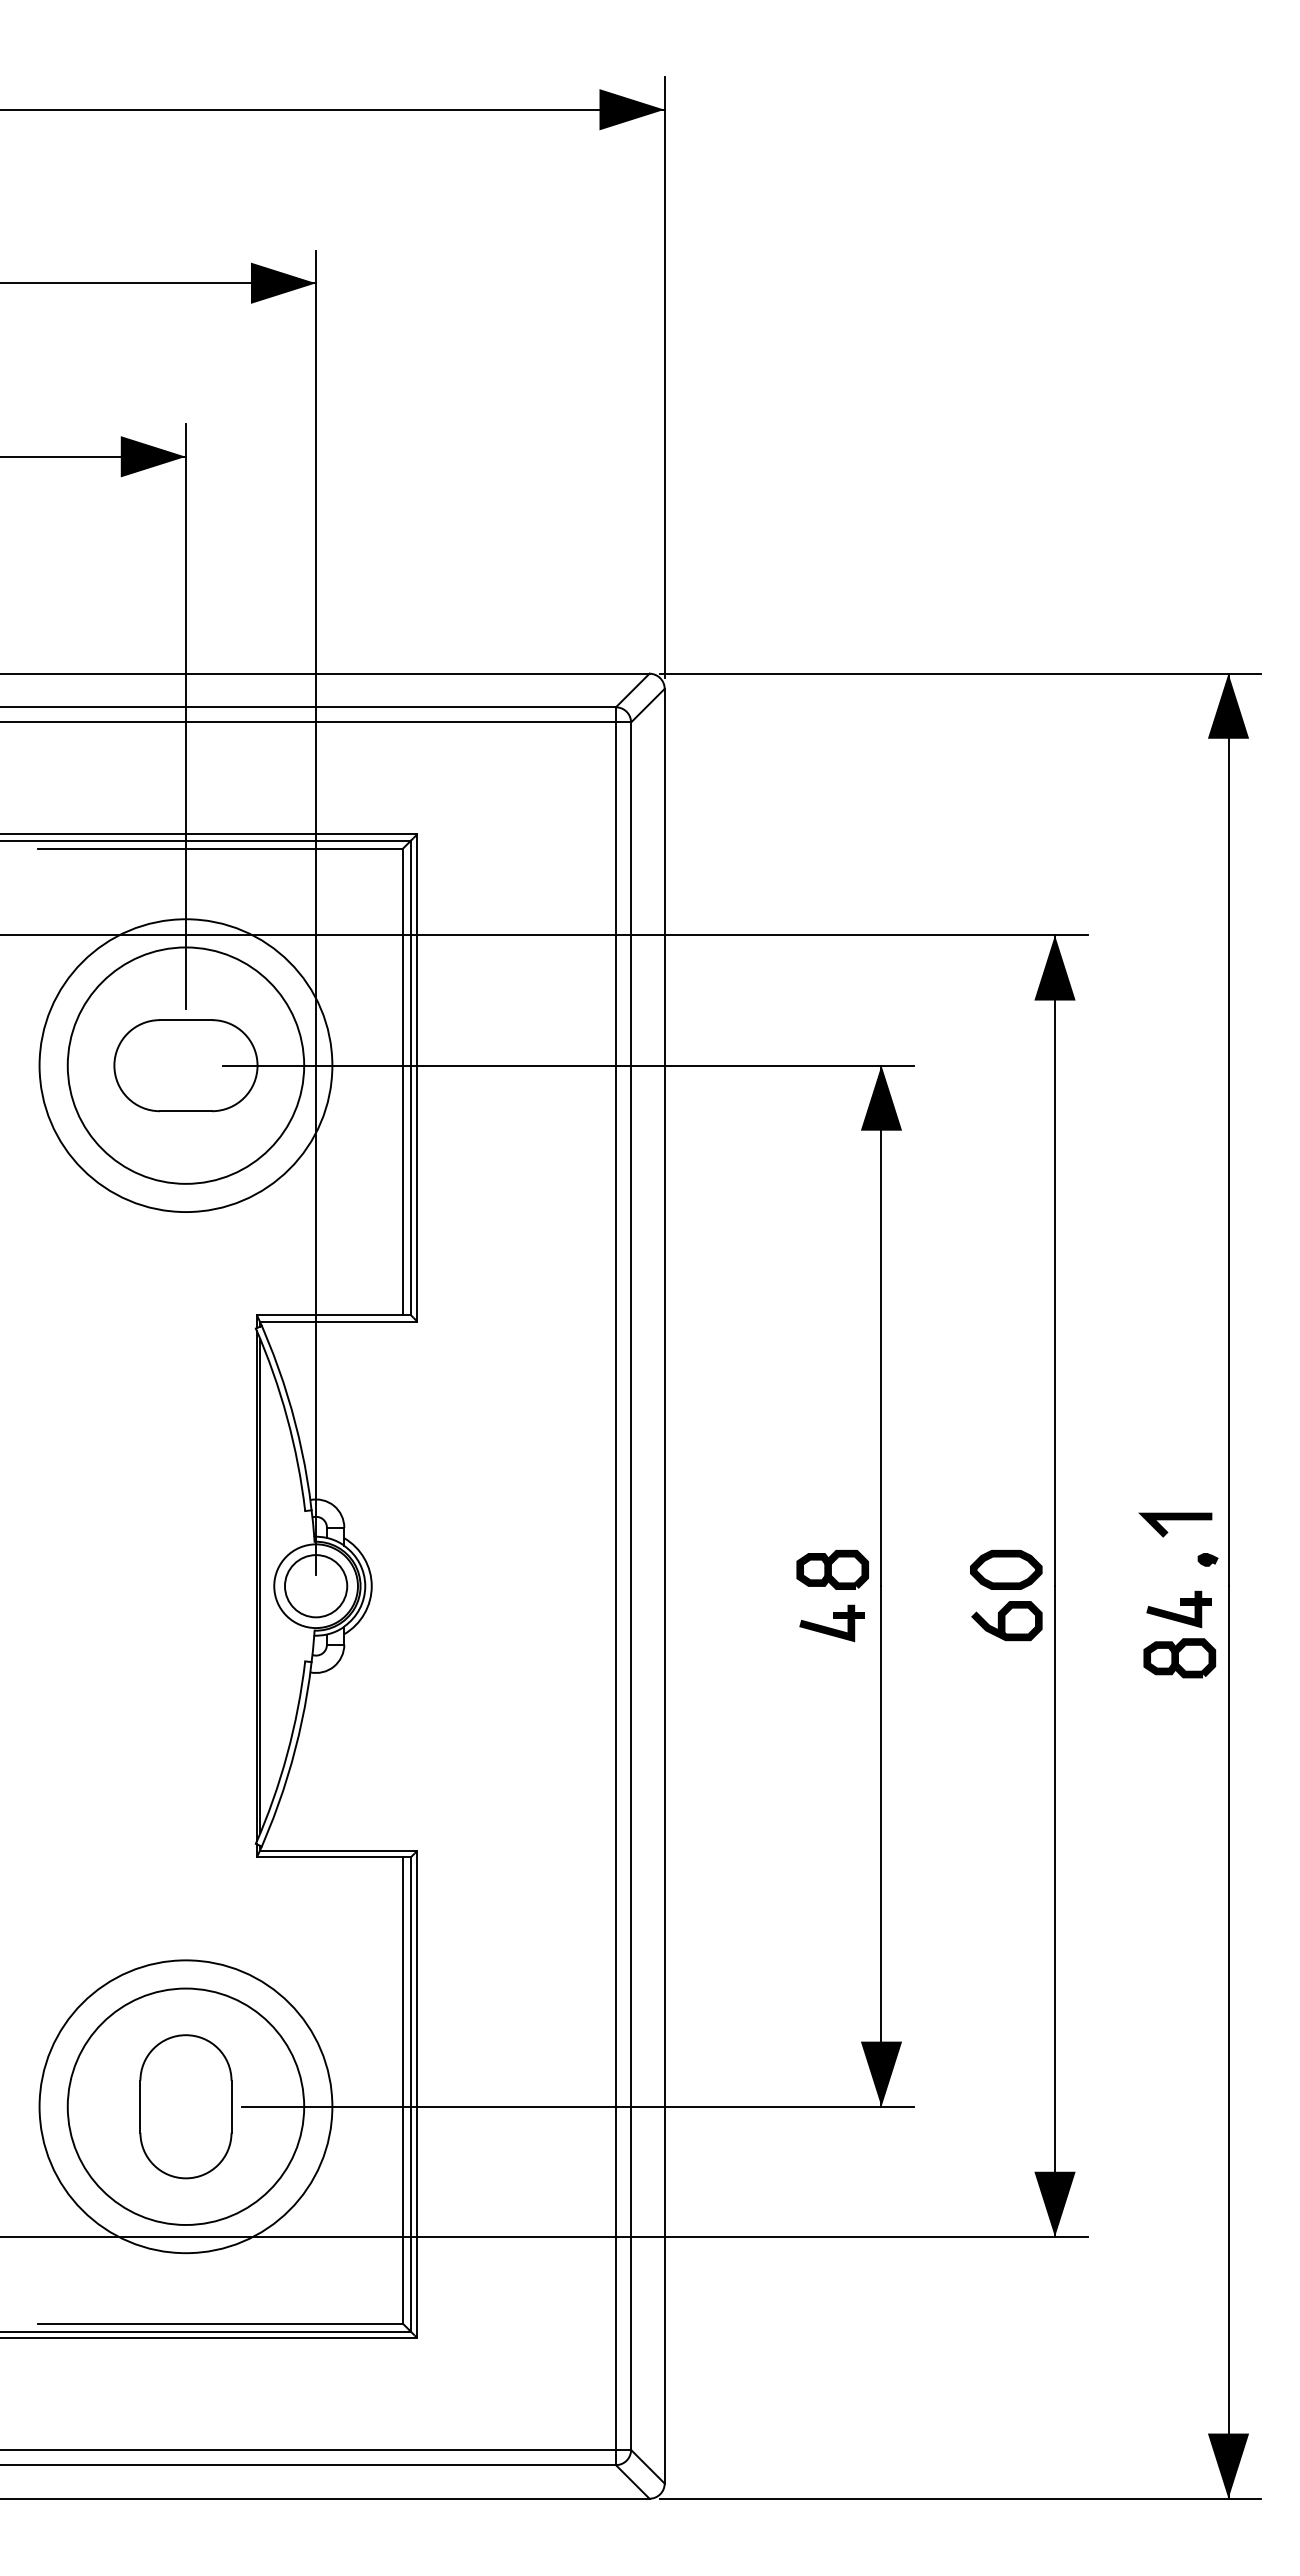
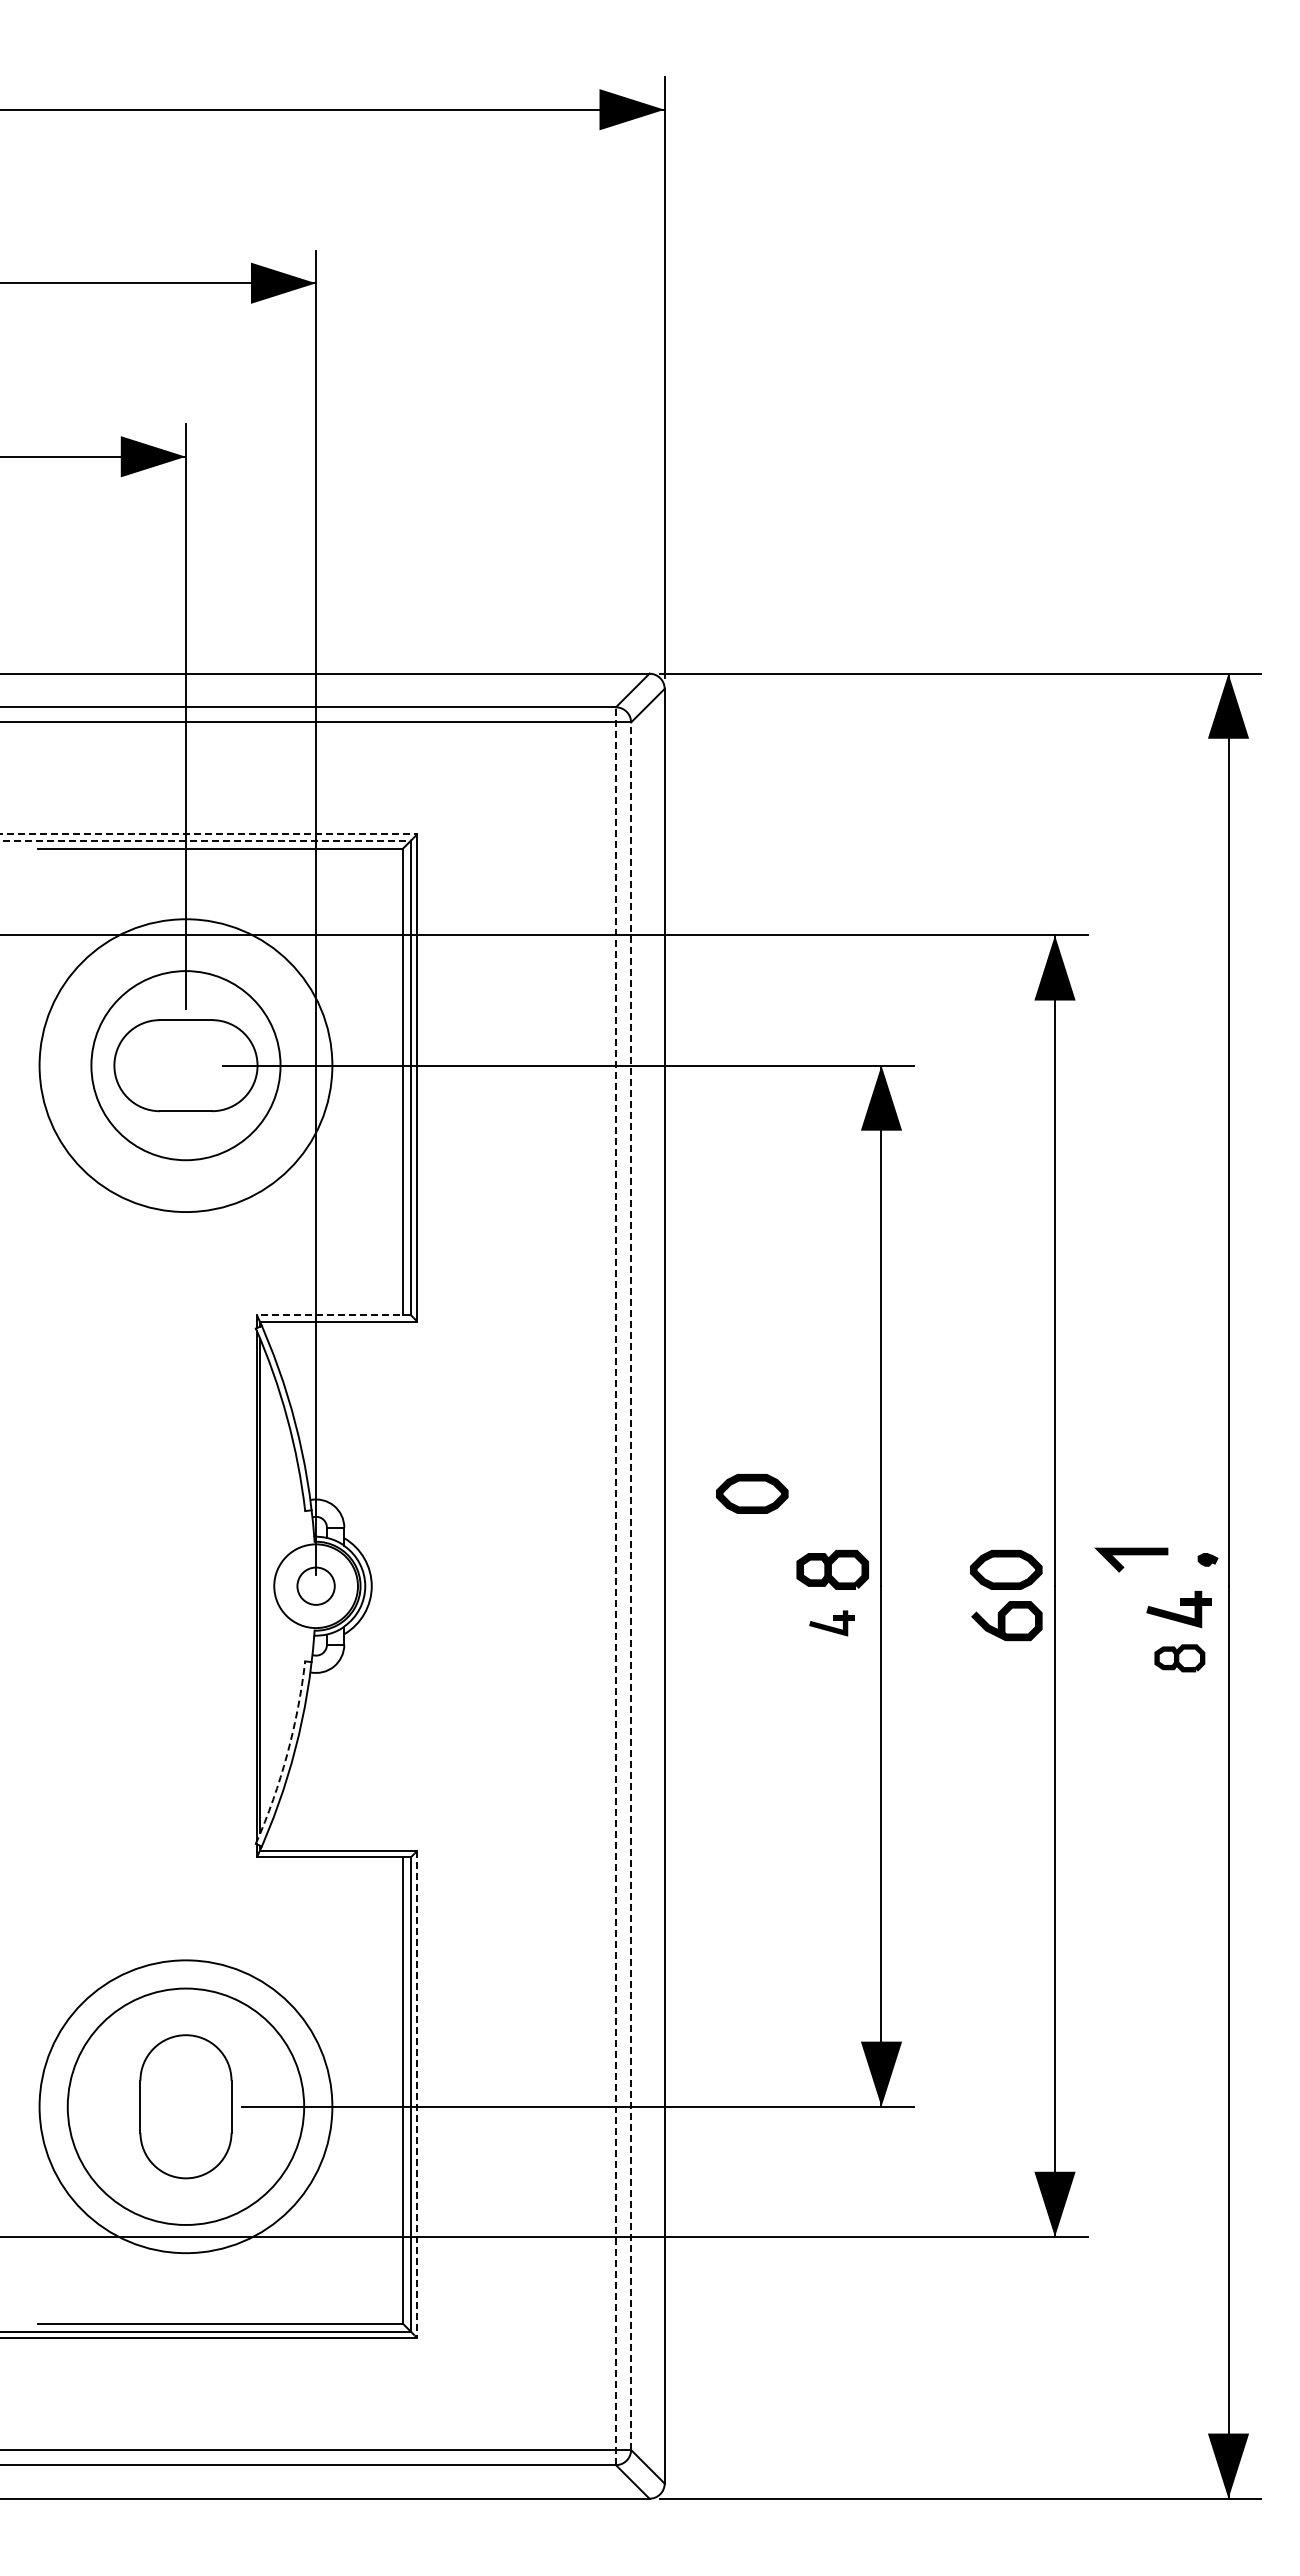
line: solid -> dashed (209, 834)
line: solid -> dashed (206, 840)
circle diameter: 236 px -> 189 px (185, 1065)
line: solid -> dashed (333, 1315)
part: none -> present (752, 1493)
line position: (1175, 1520) -> (1131, 1555) (1131, 1555)
circle diameter: 62 px -> 37 px (315, 1585)
line: solid -> dashed (615, 1586)
line: solid -> dashed (631, 1586)
part size: 66x39 px -> 46x27 px (831, 1623)
part size: 74x41 px -> 52x29 px (1179, 1658)
arc: solid -> dashed (287, 1754)
line: solid -> dashed (417, 2094)
